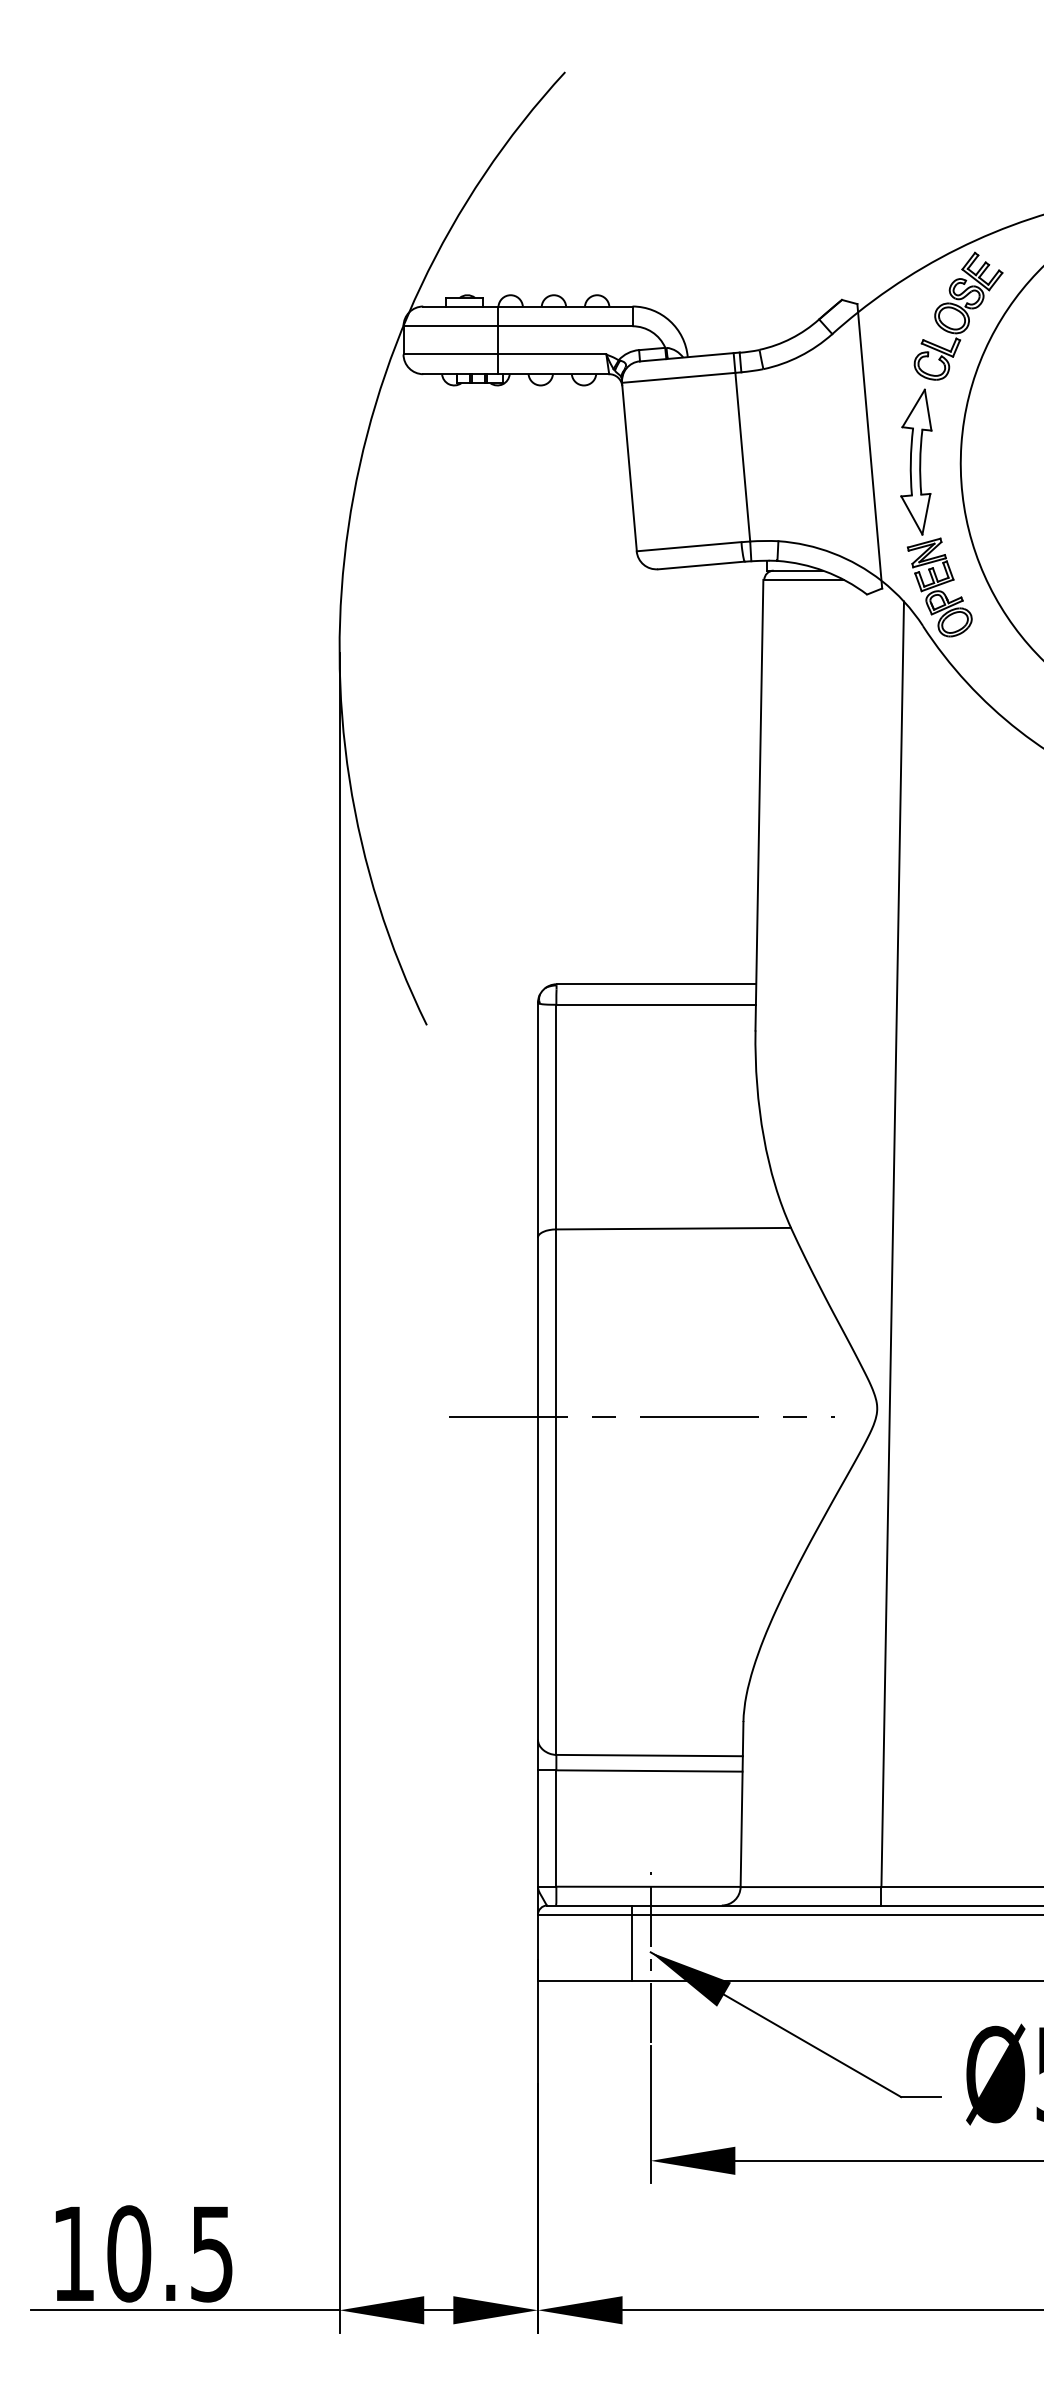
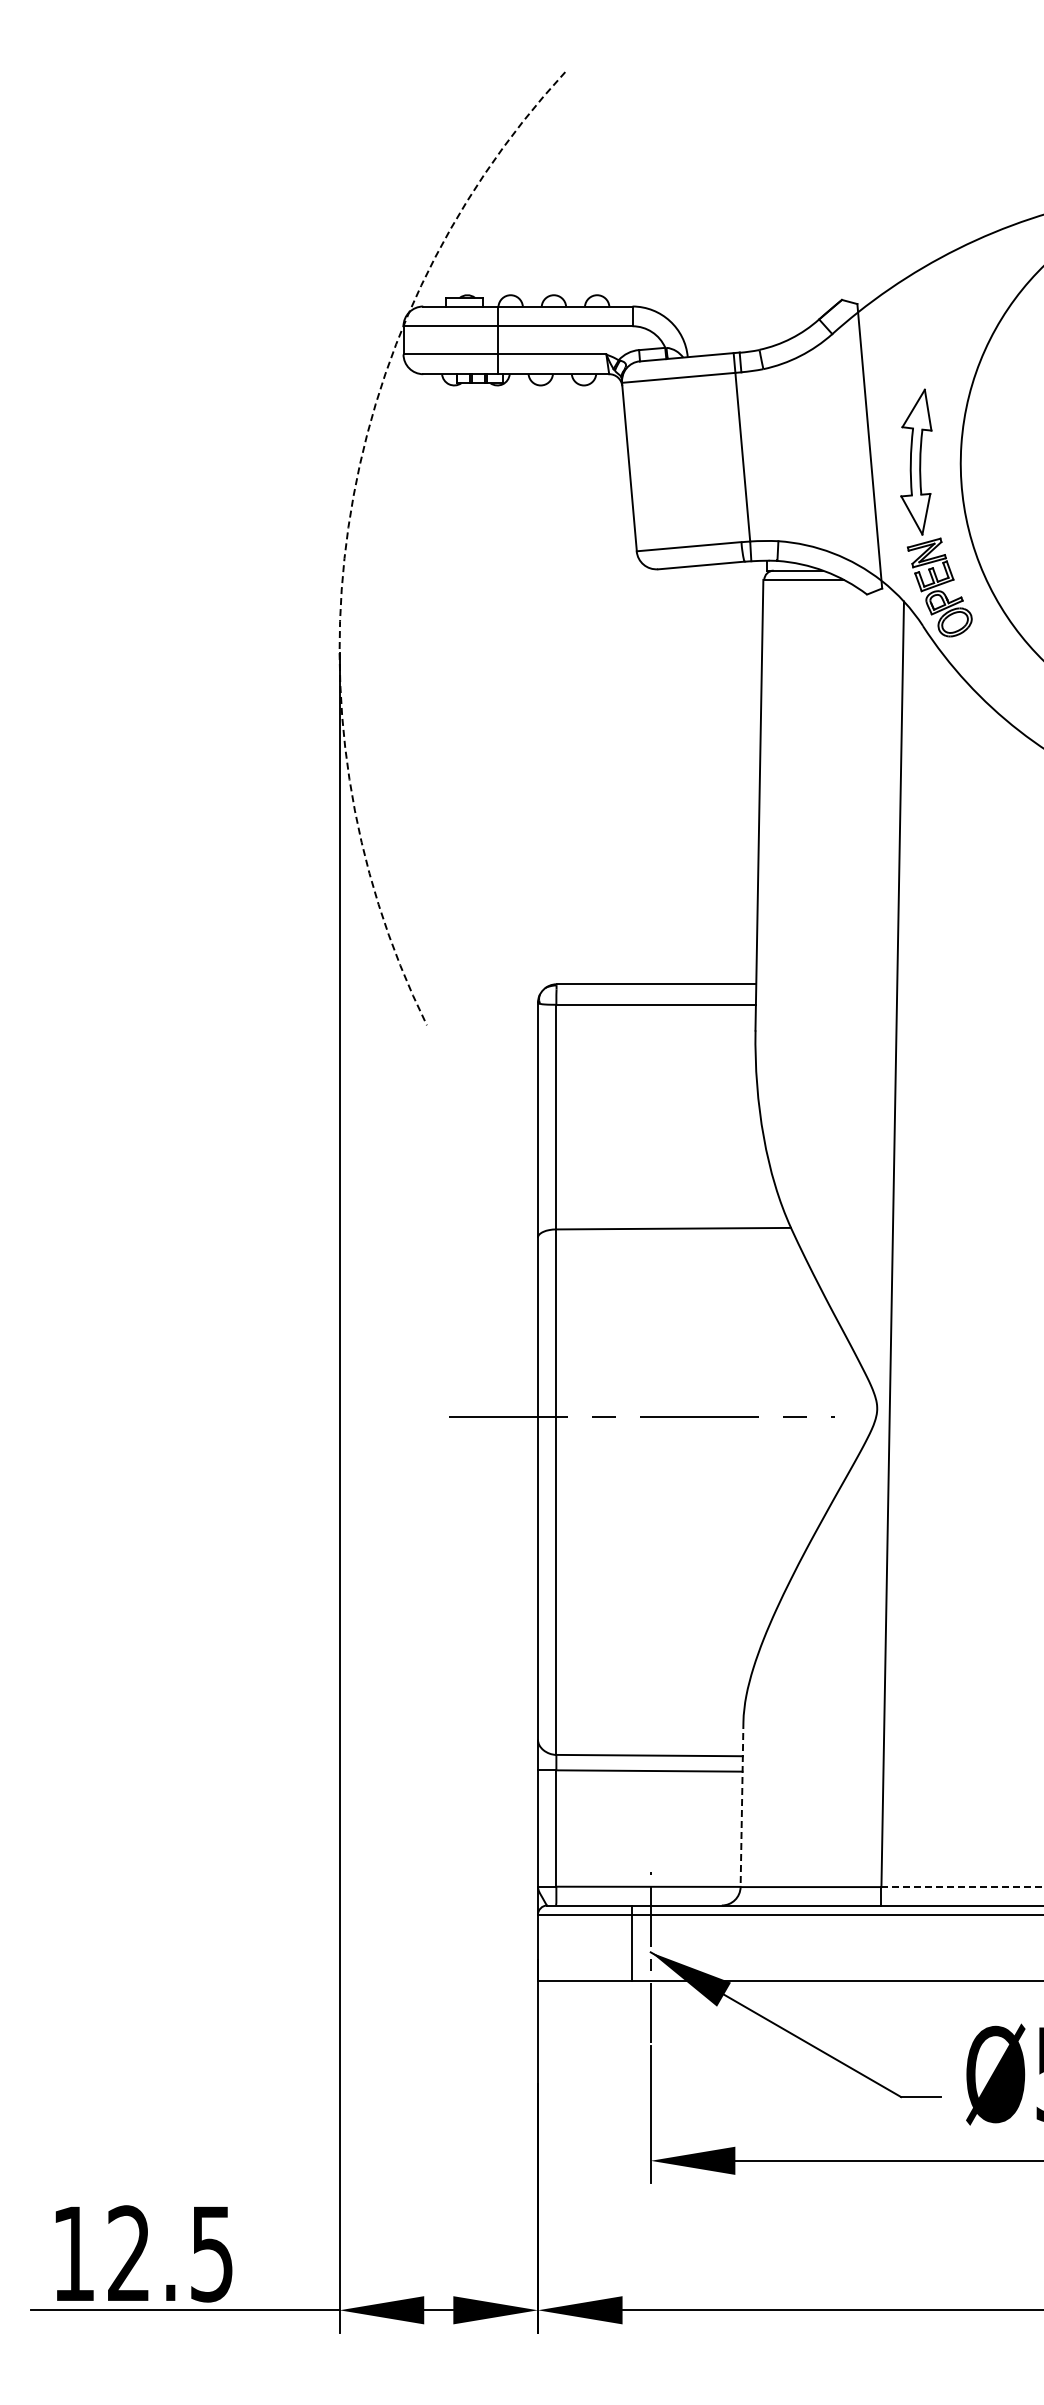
part: present -> none (958, 315)
arc: solid -> dashed (348, 527)
line: solid -> dashed (742, 1804)
line: solid -> dashed (962, 1887)
text: 10.5 -> 12.5 (129, 2253)
